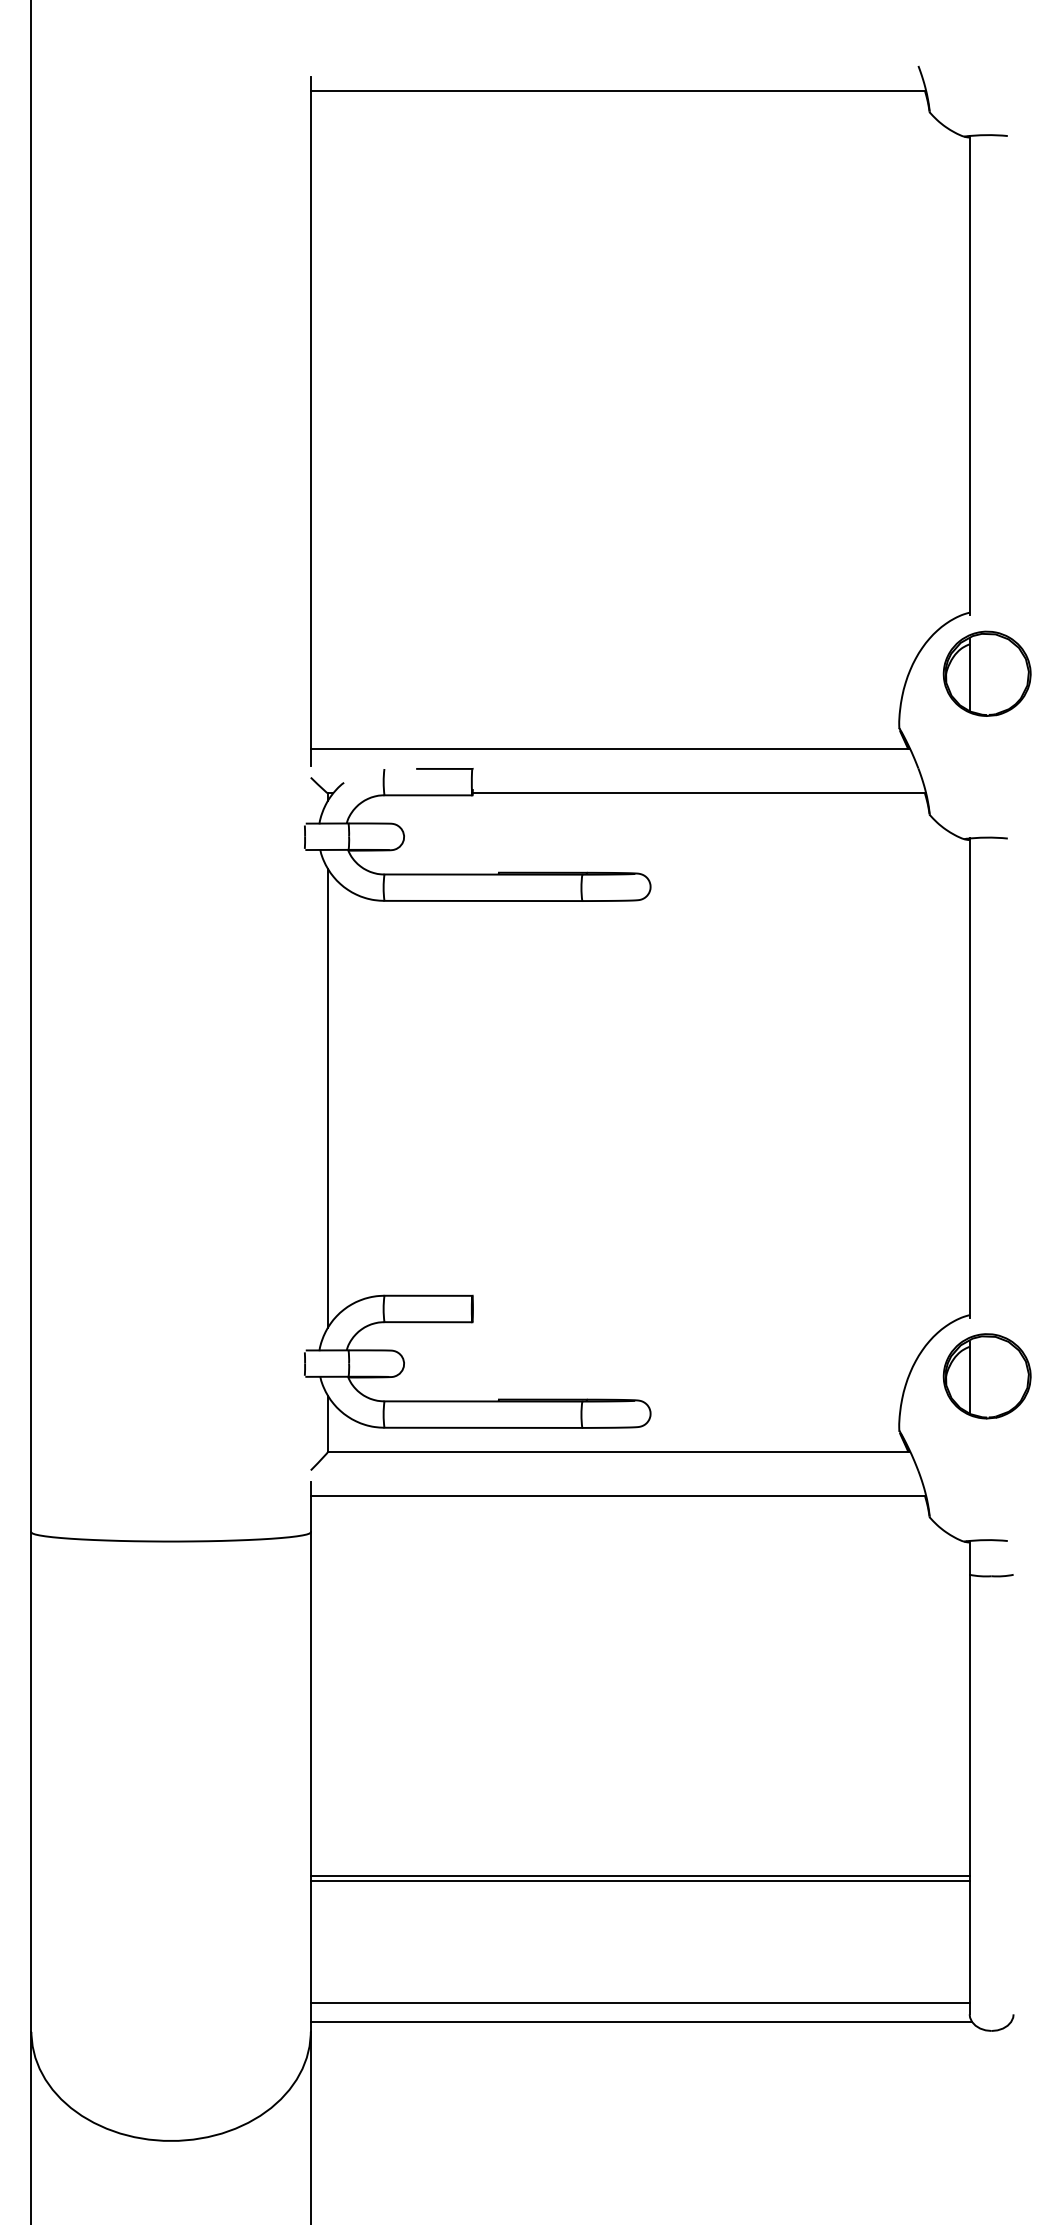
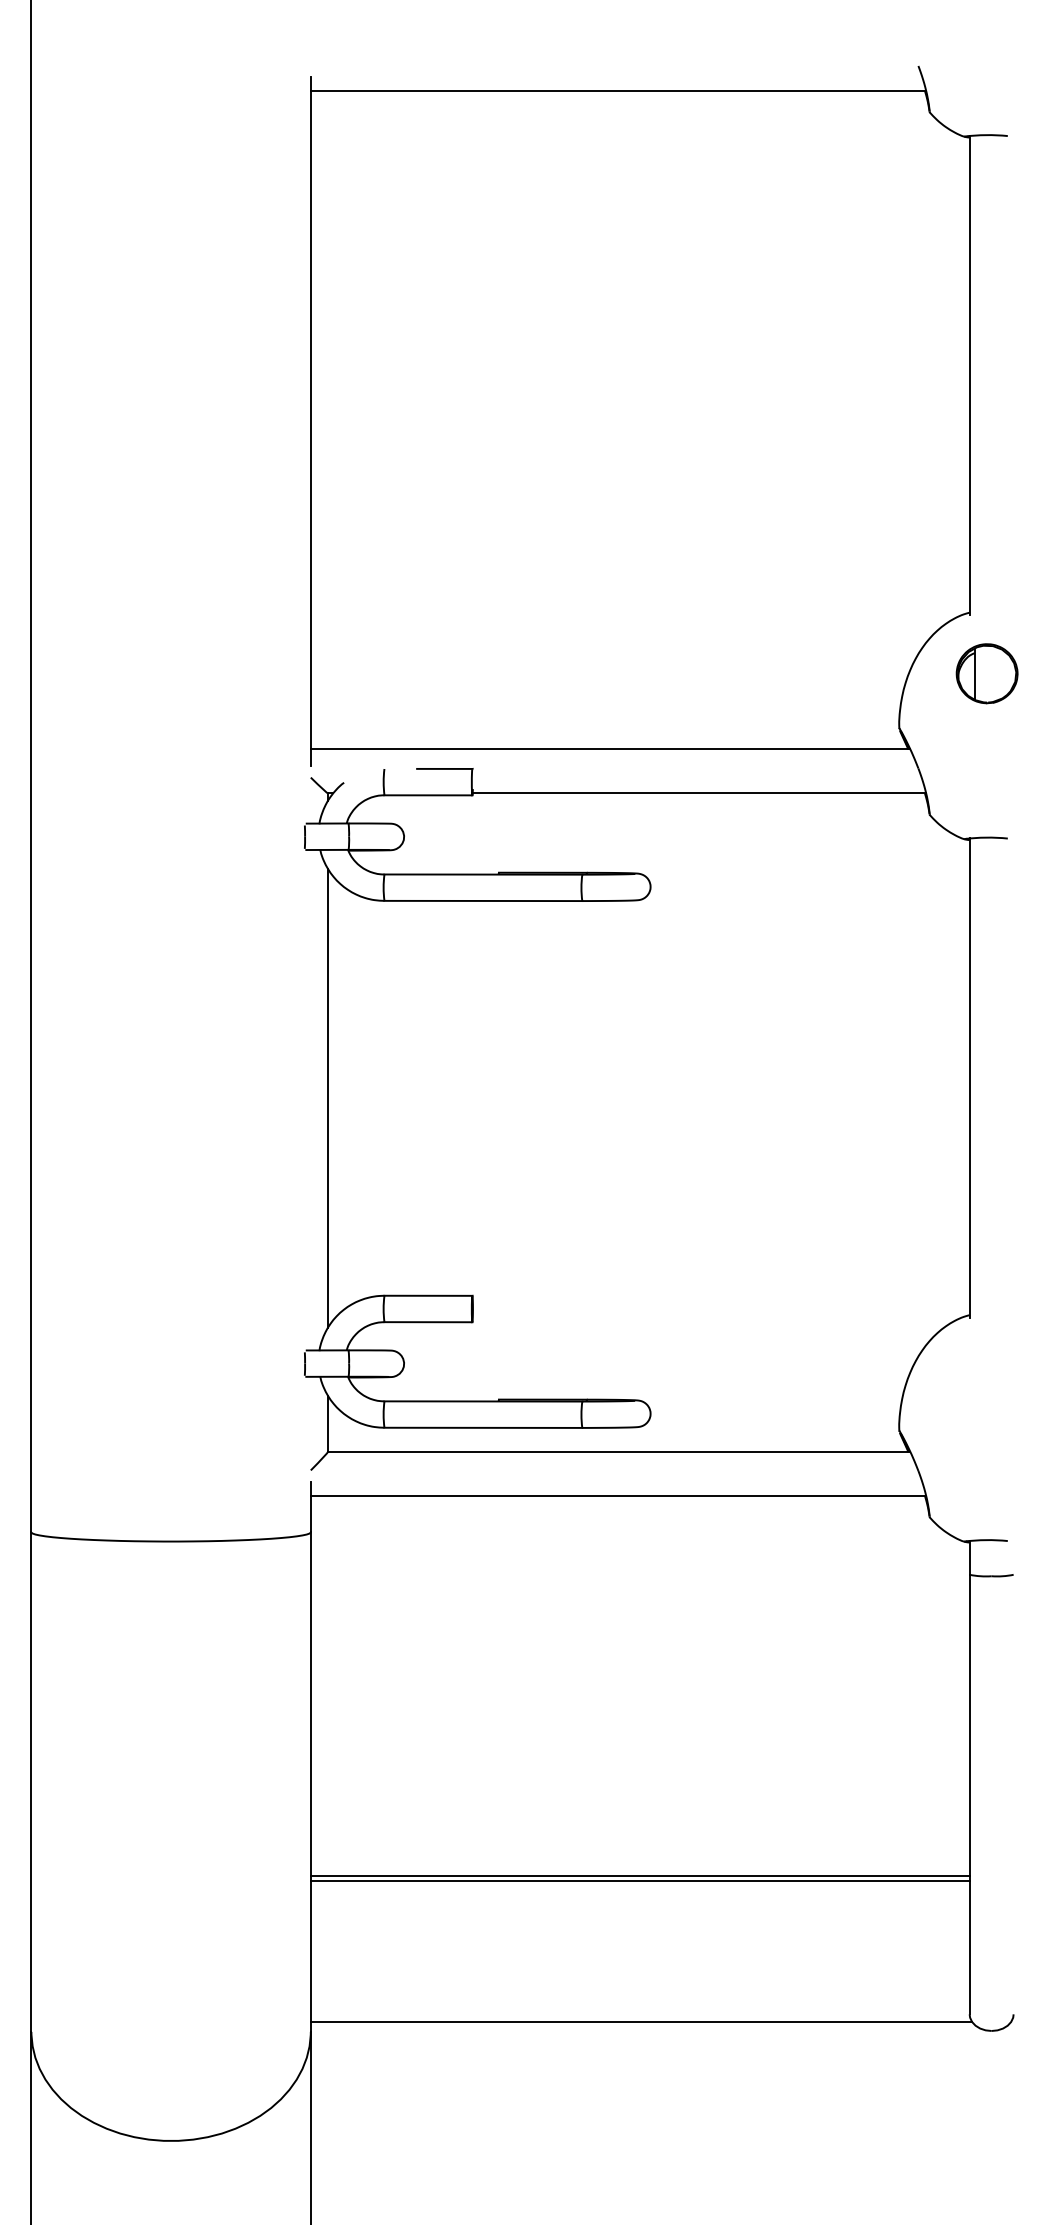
part size: 90x87 px -> 64x62 px (986, 673)
part: present -> none (986, 1376)
line: present -> none (639, 2003)
